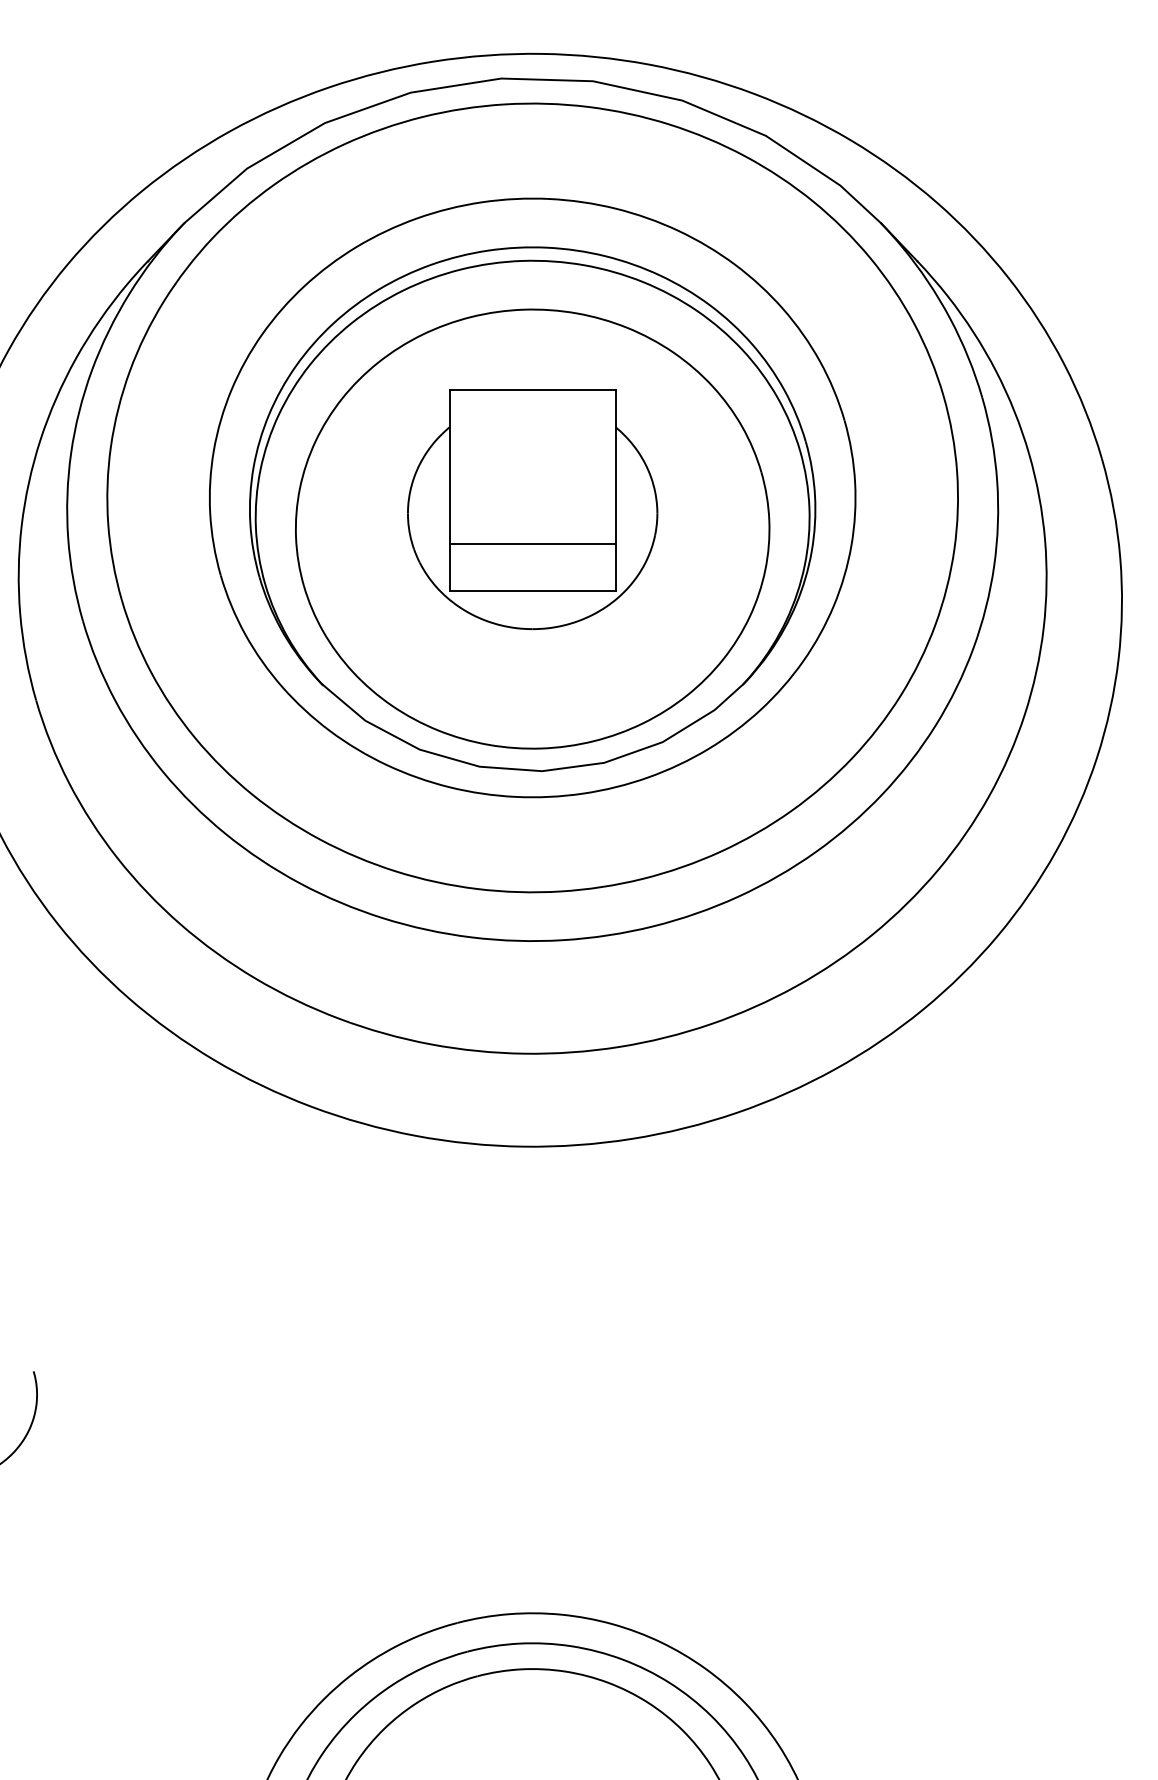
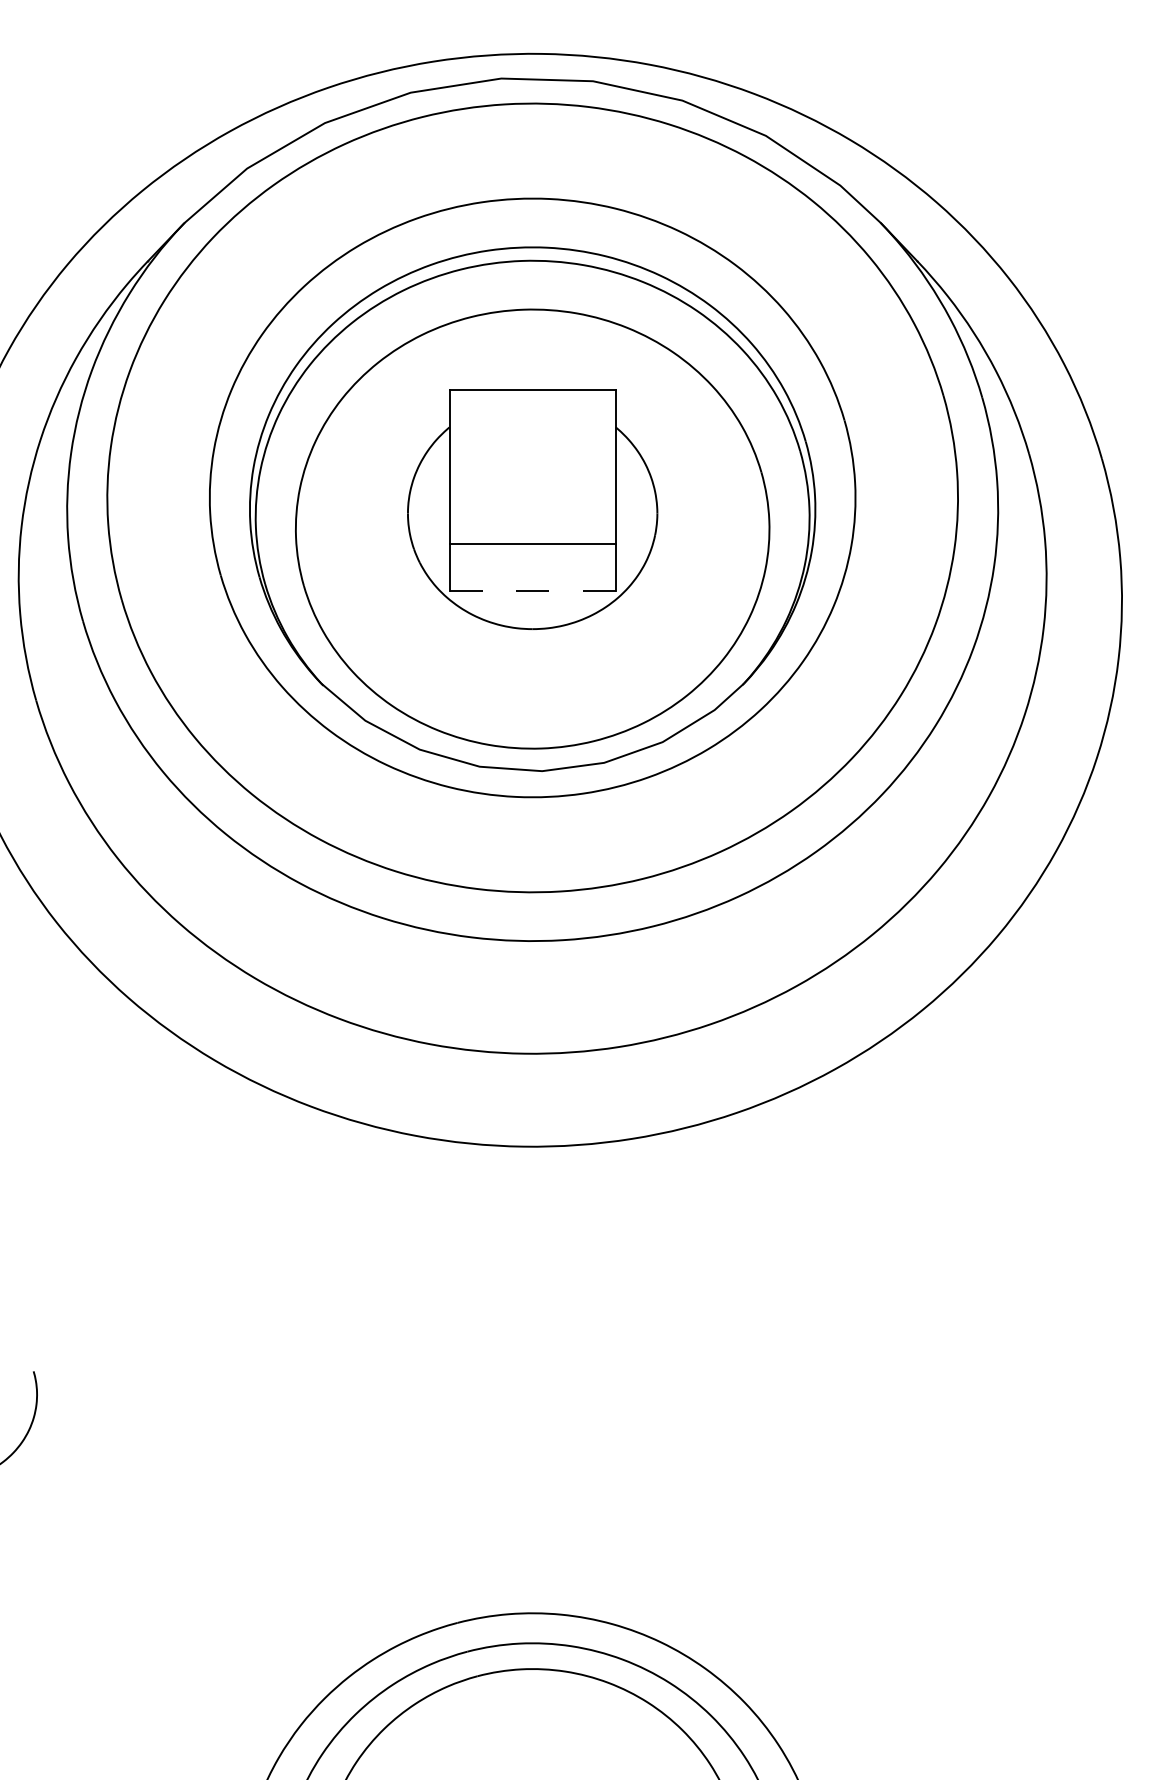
line: solid -> dashed (533, 590)
